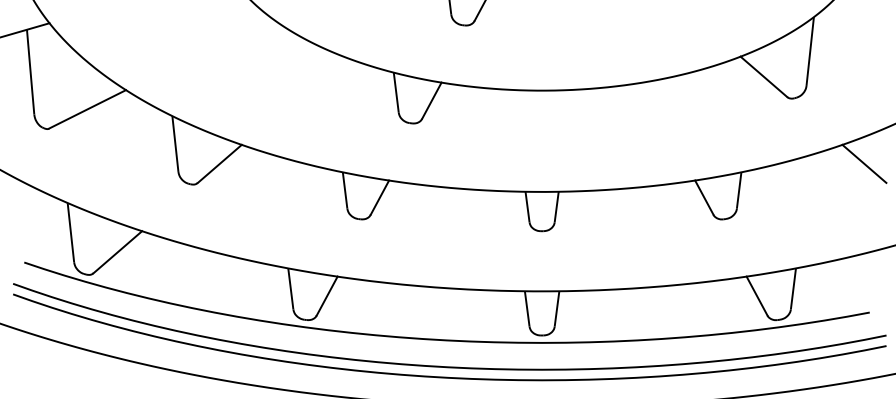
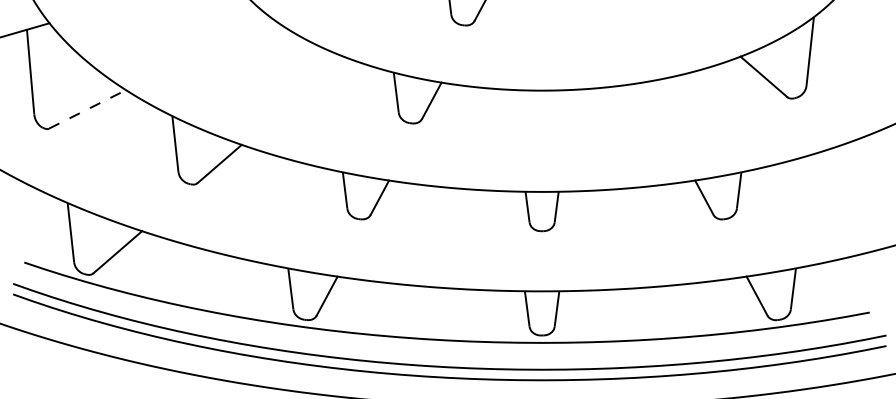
line: solid -> dashed (87, 109)
line: present -> none (864, 163)
